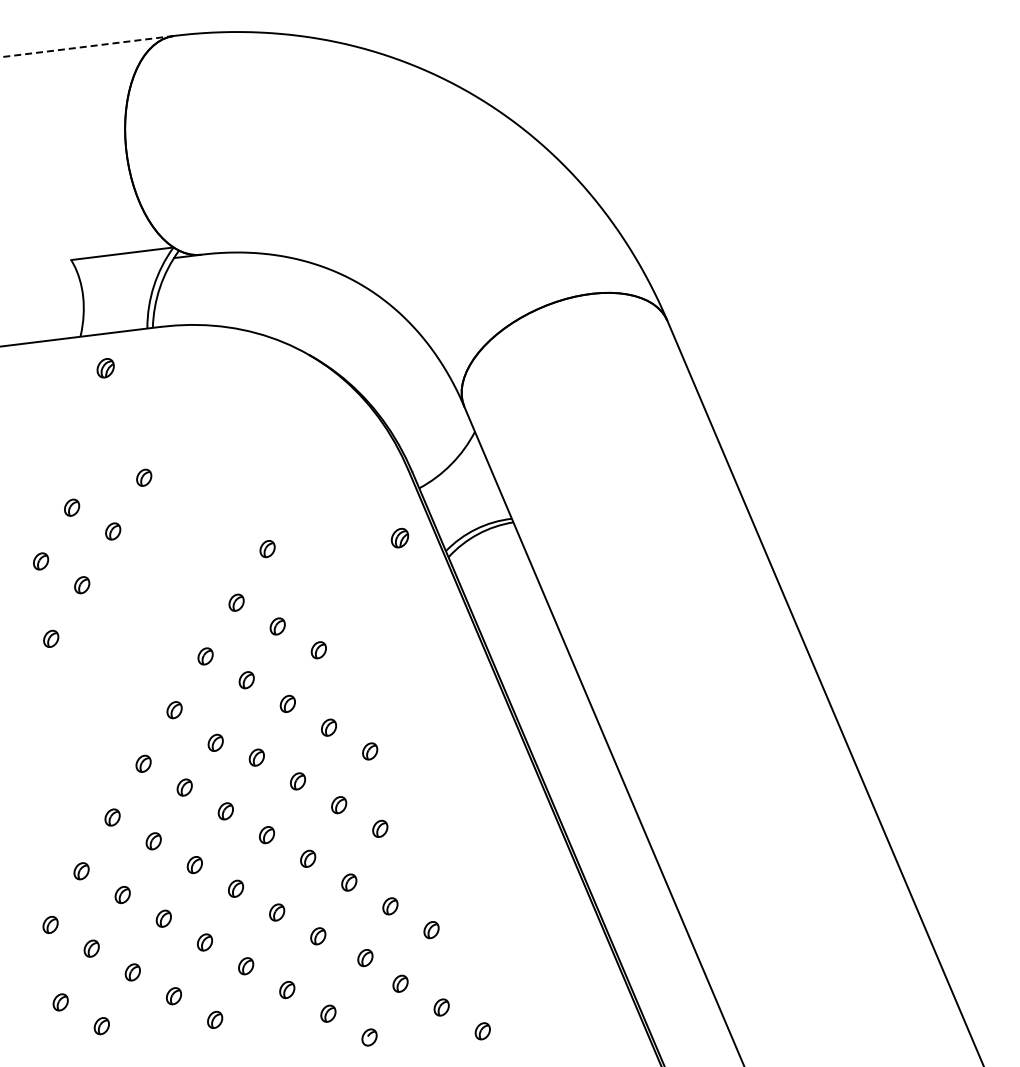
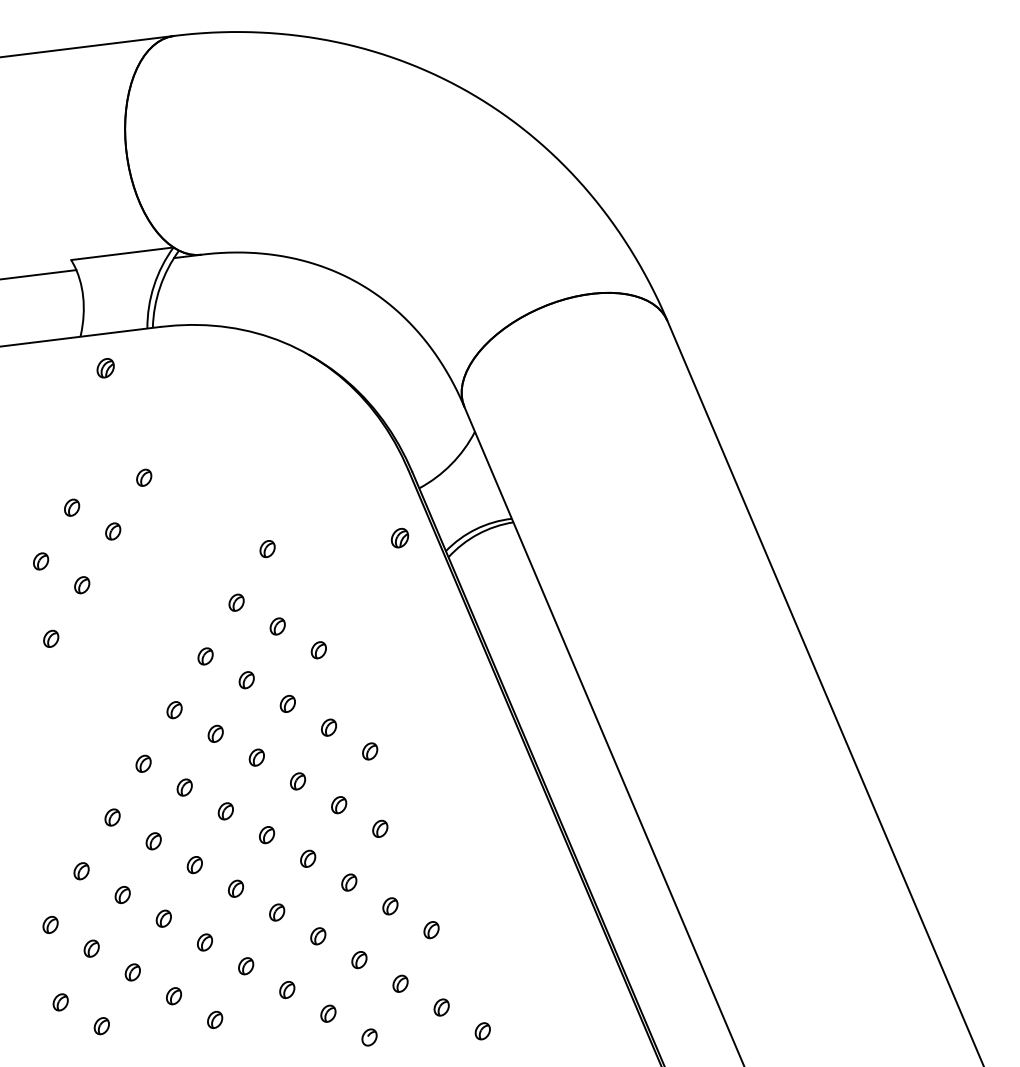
line: dashed -> solid (86, 46)
line: none -> present (39, 274)
part position: (215, 742) -> (215, 733) (215, 733)
part position: (365, 958) -> (359, 960) (359, 960)
